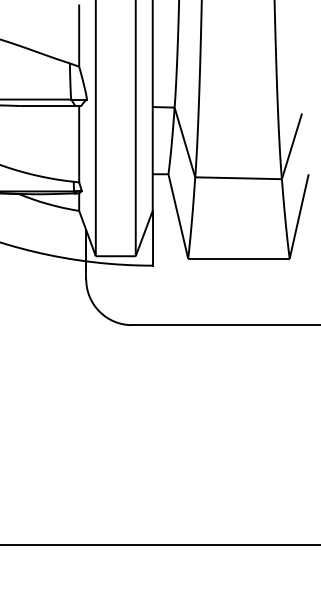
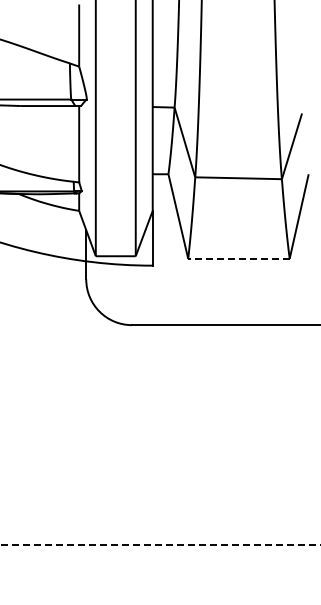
line: solid -> dashed (238, 258)
line: solid -> dashed (159, 544)
